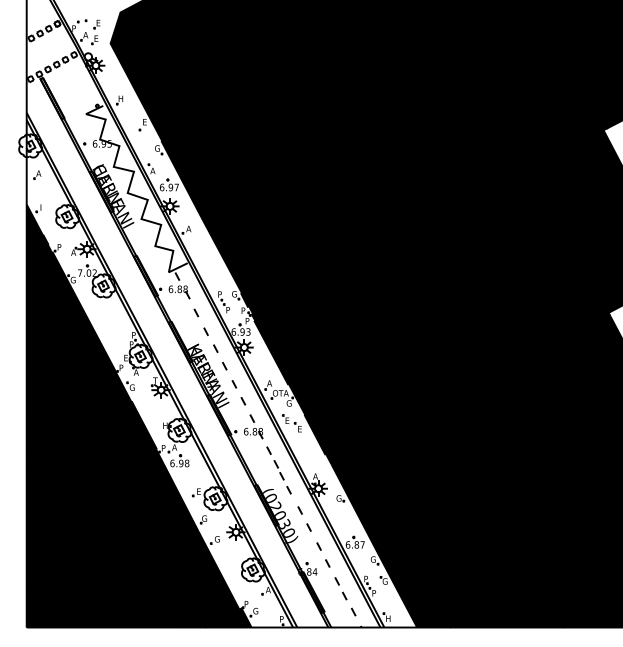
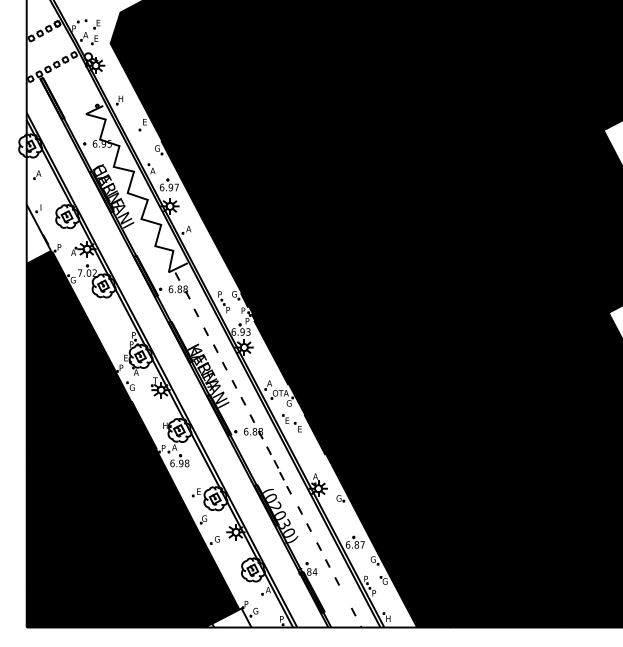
fill: present -> none (38, 233)
line: present -> none (344, 595)
fill: present -> none (227, 617)
